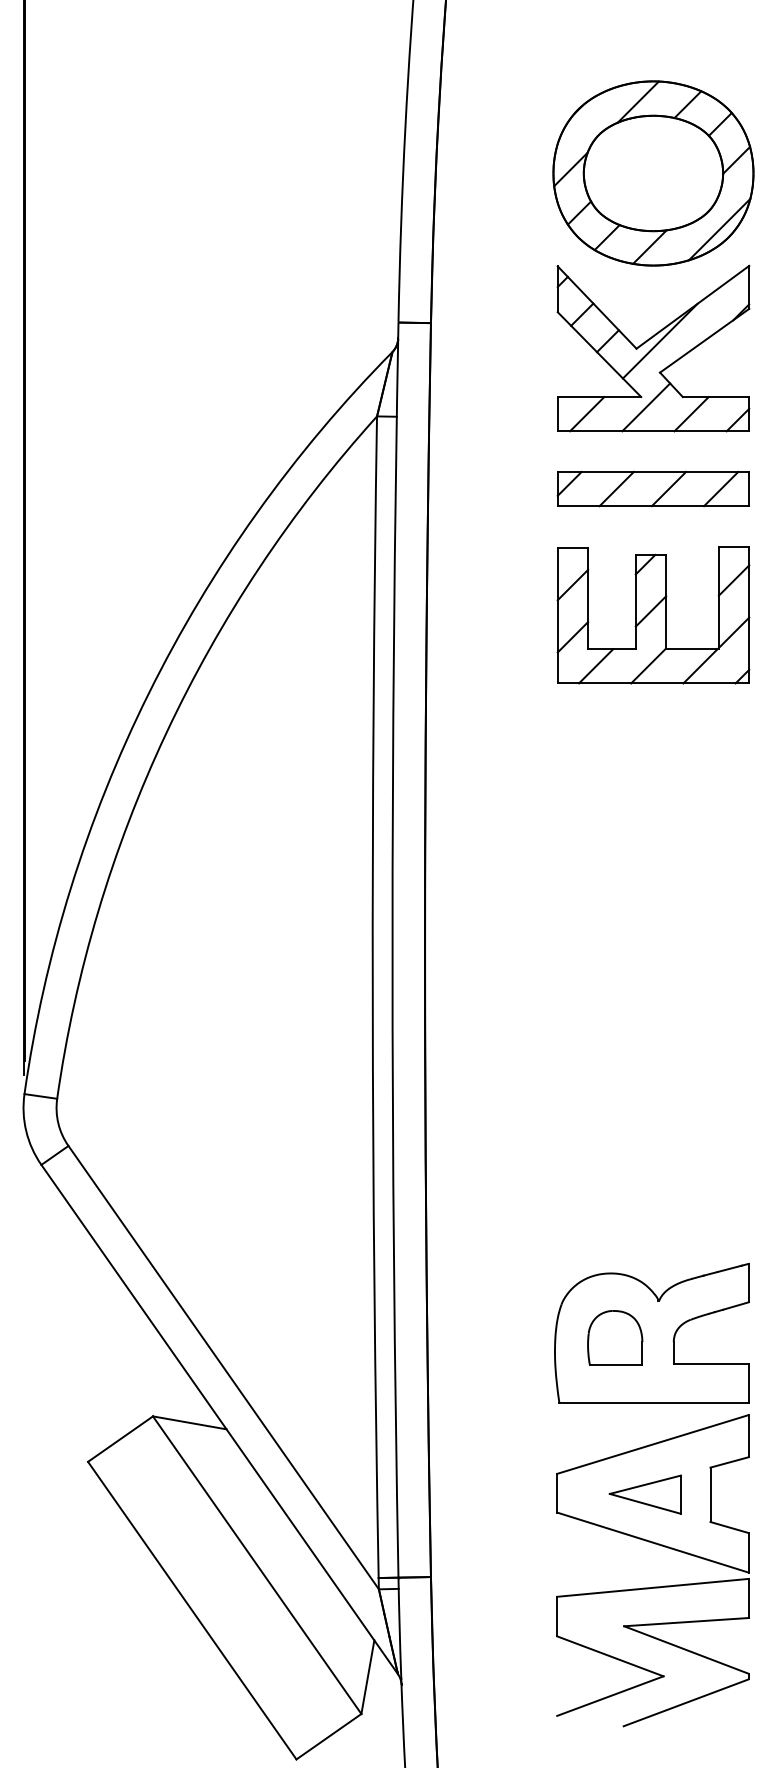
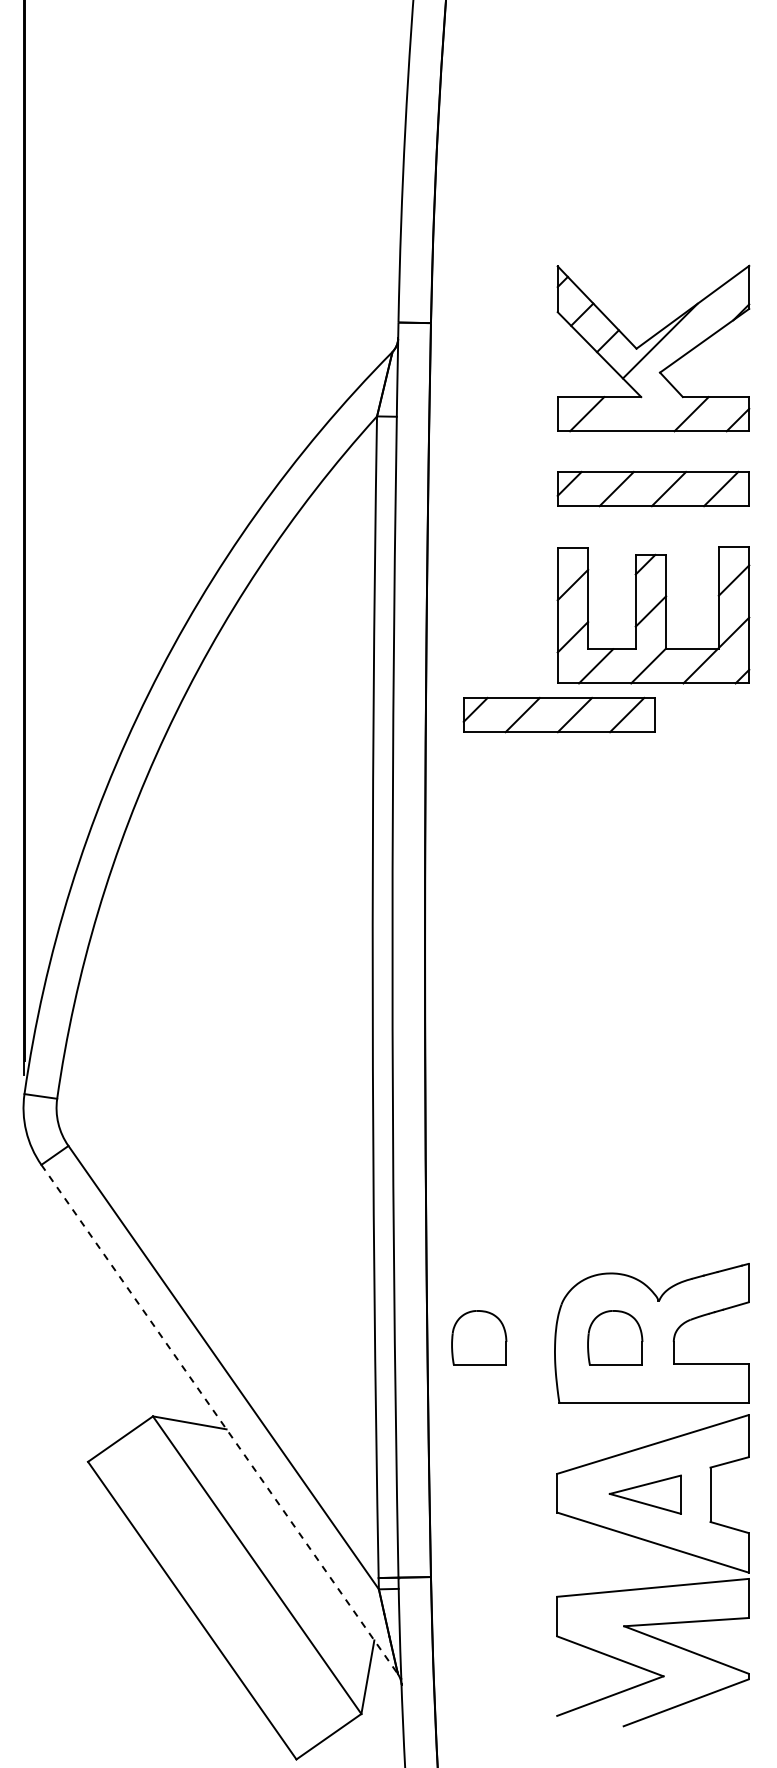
part: present -> none (653, 173)
line: present -> none (646, 407)
part: none -> present (558, 714)
part: none -> present (479, 1337)
line: solid -> dashed (219, 1419)
